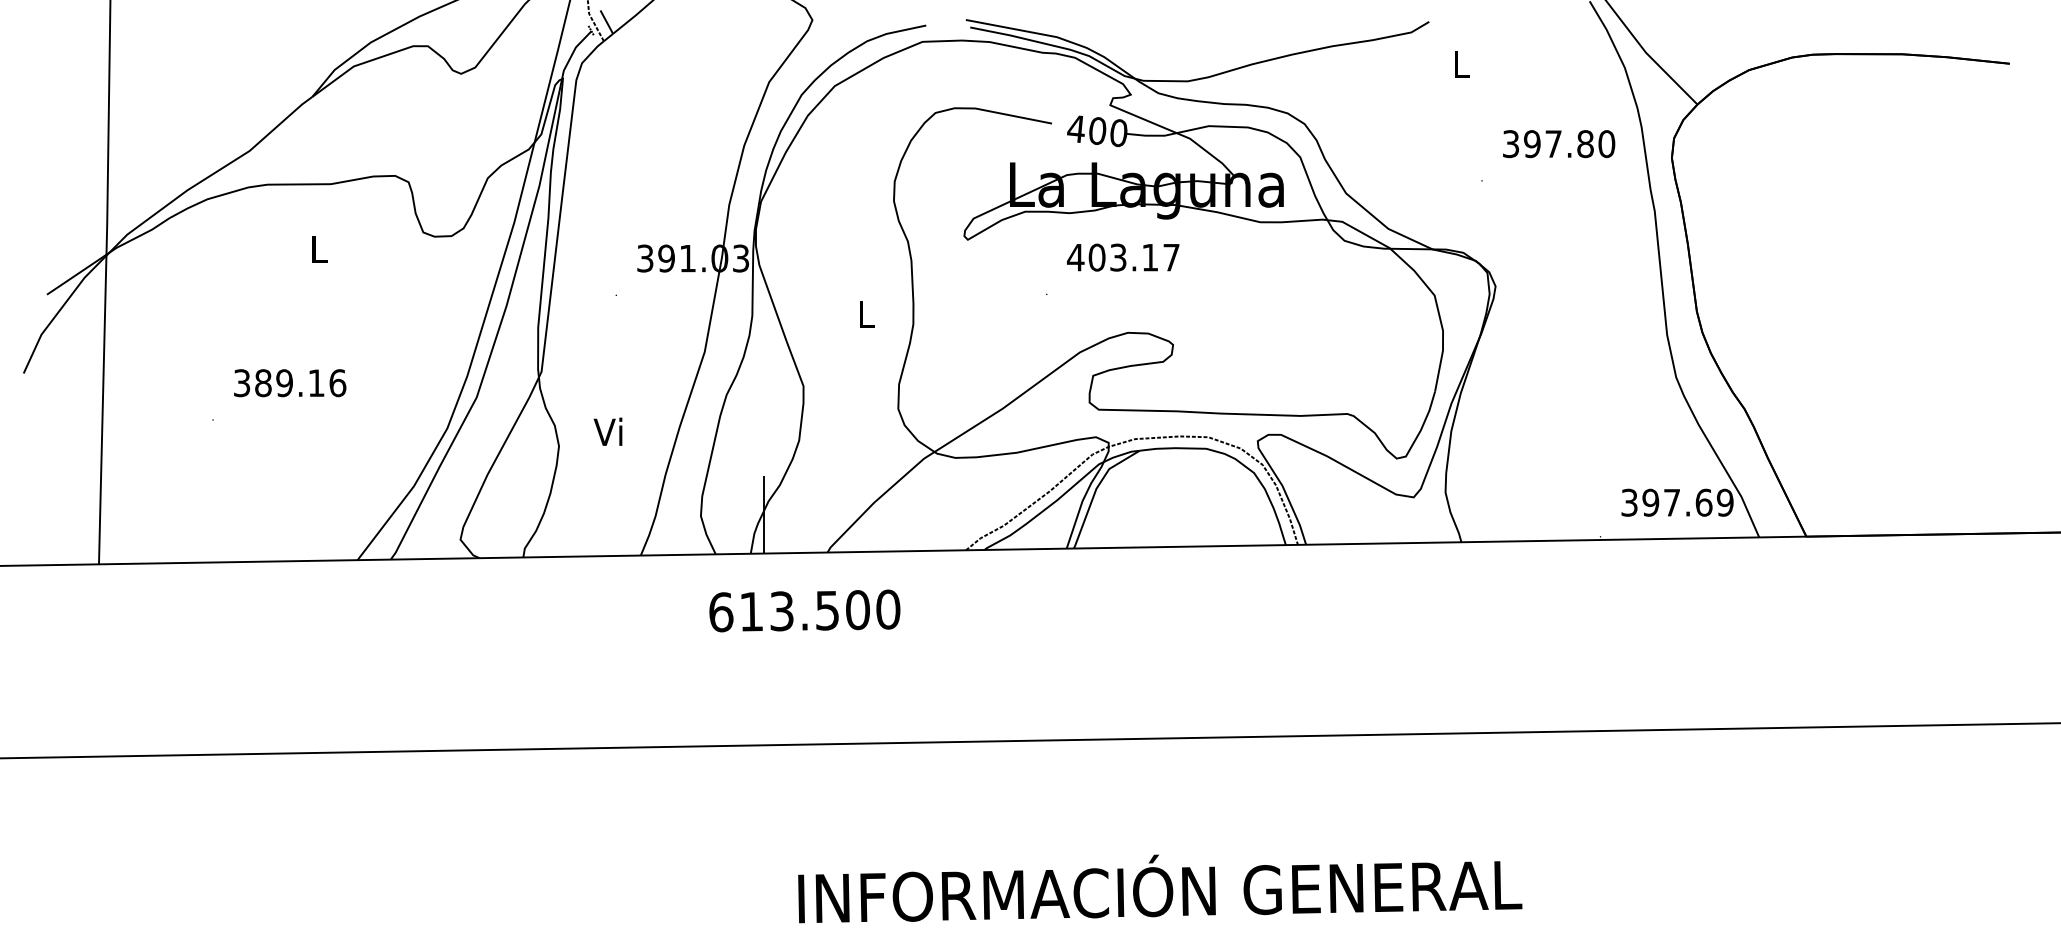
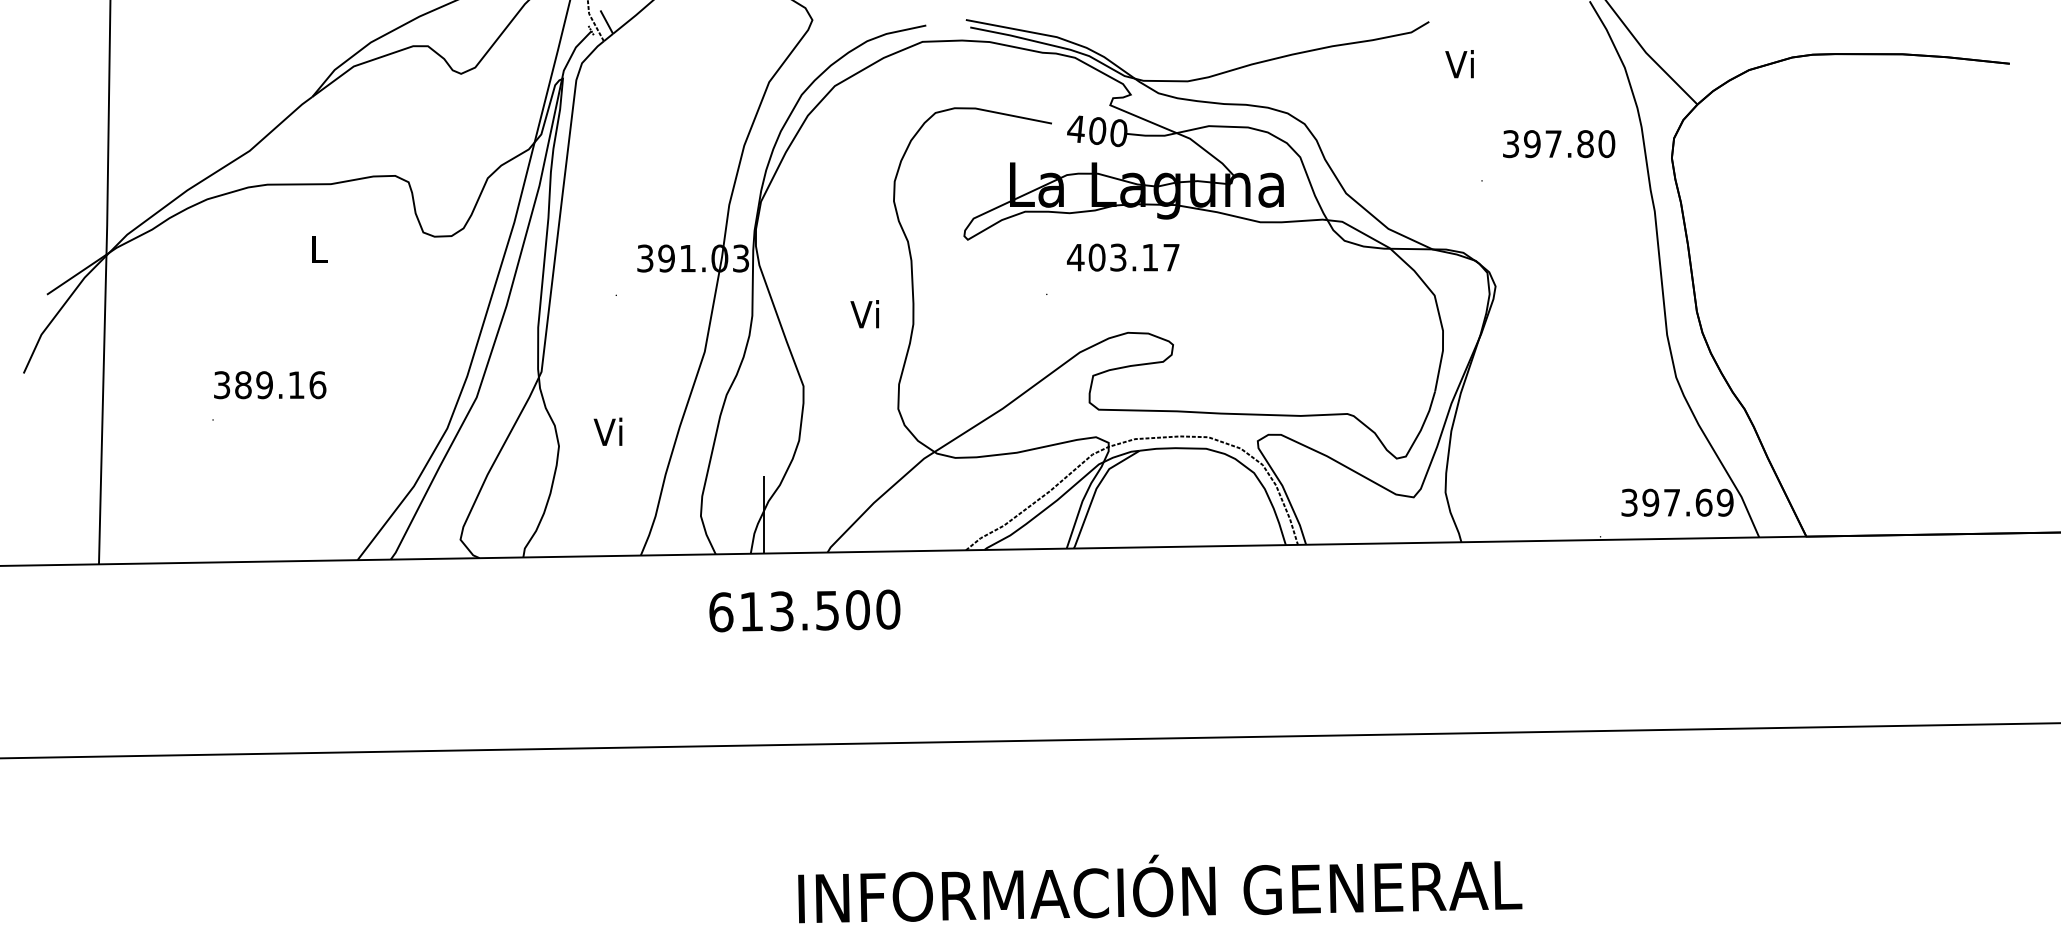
text: L -> Vi (1459, 64)
text: L -> Vi (864, 314)
text position: (290, 383) -> (270, 385) (270, 385)
